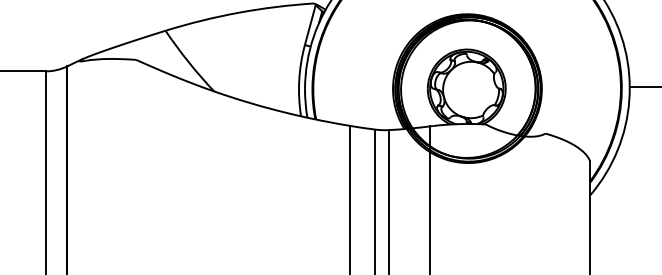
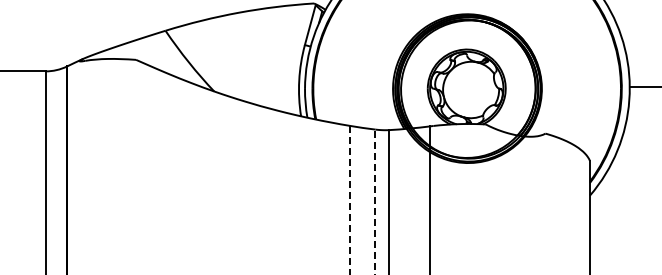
line: solid -> dashed (349, 199)
line: solid -> dashed (375, 202)
